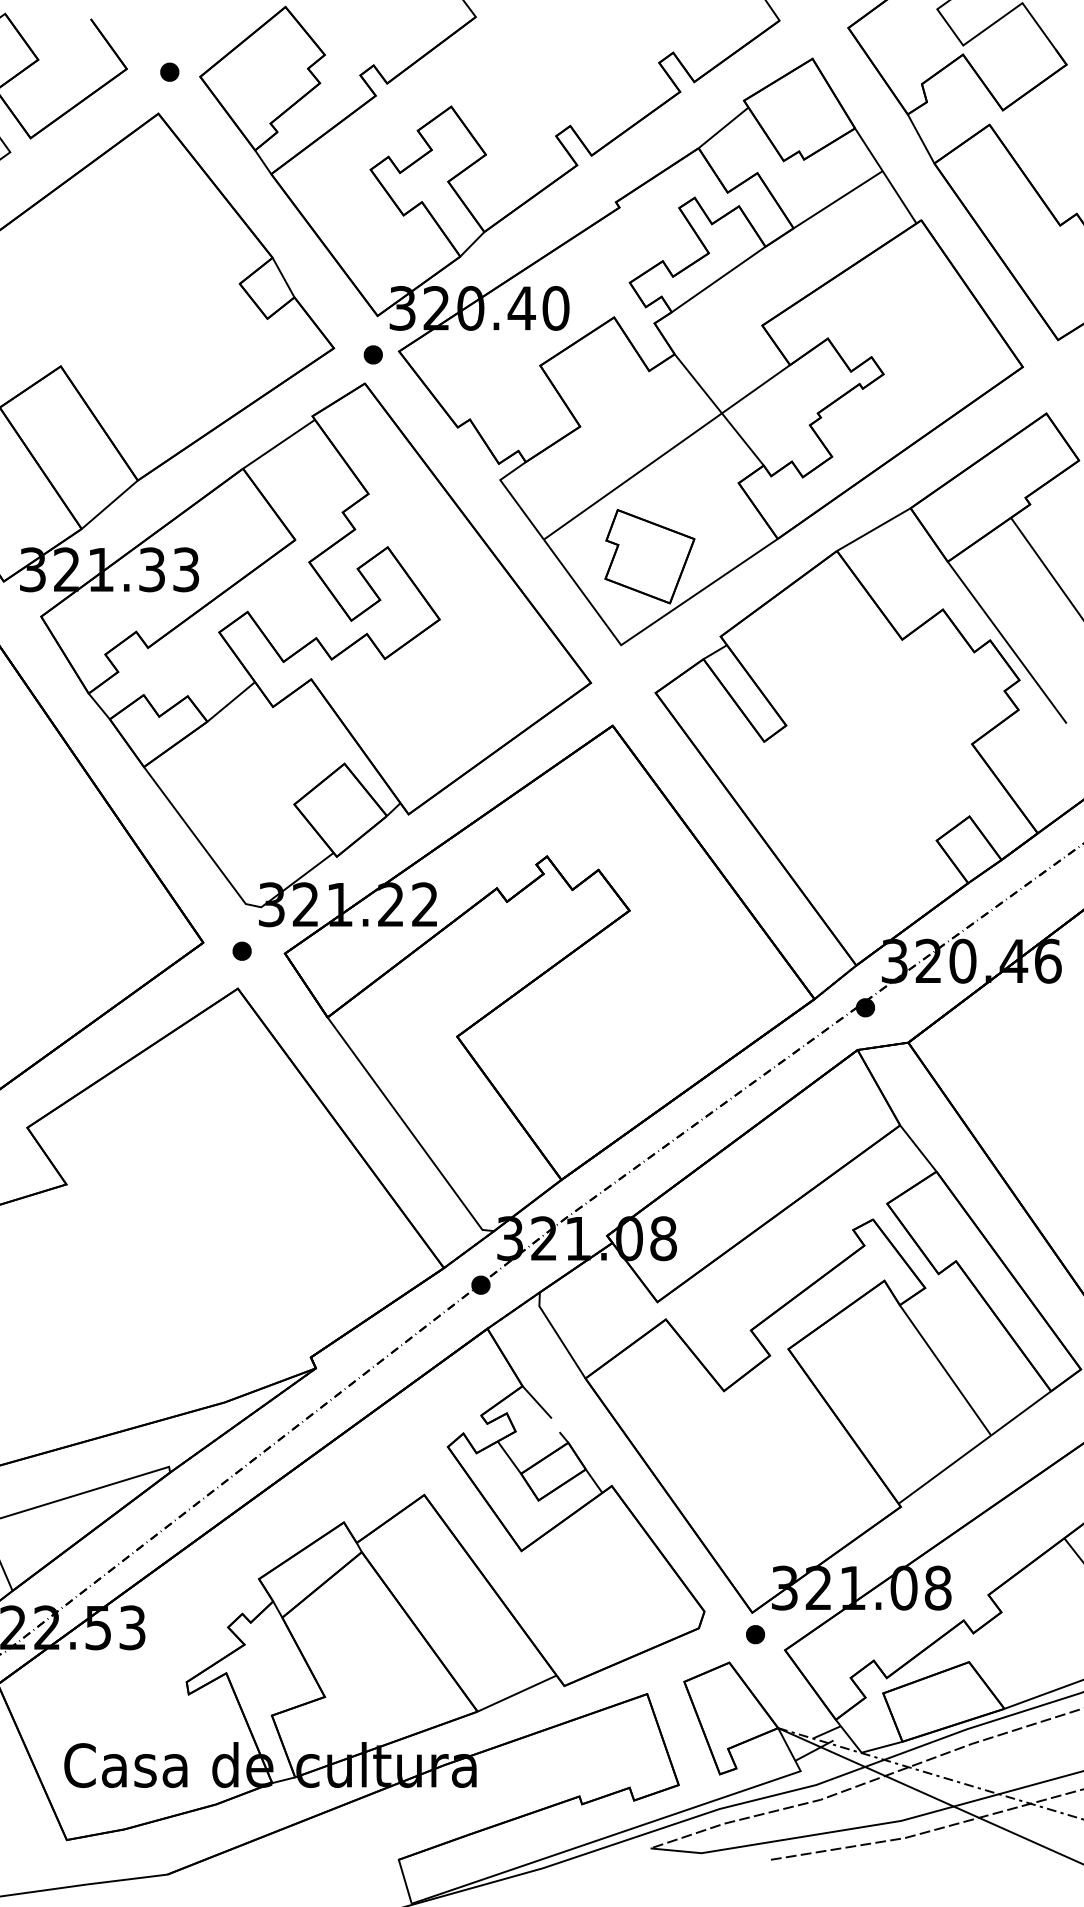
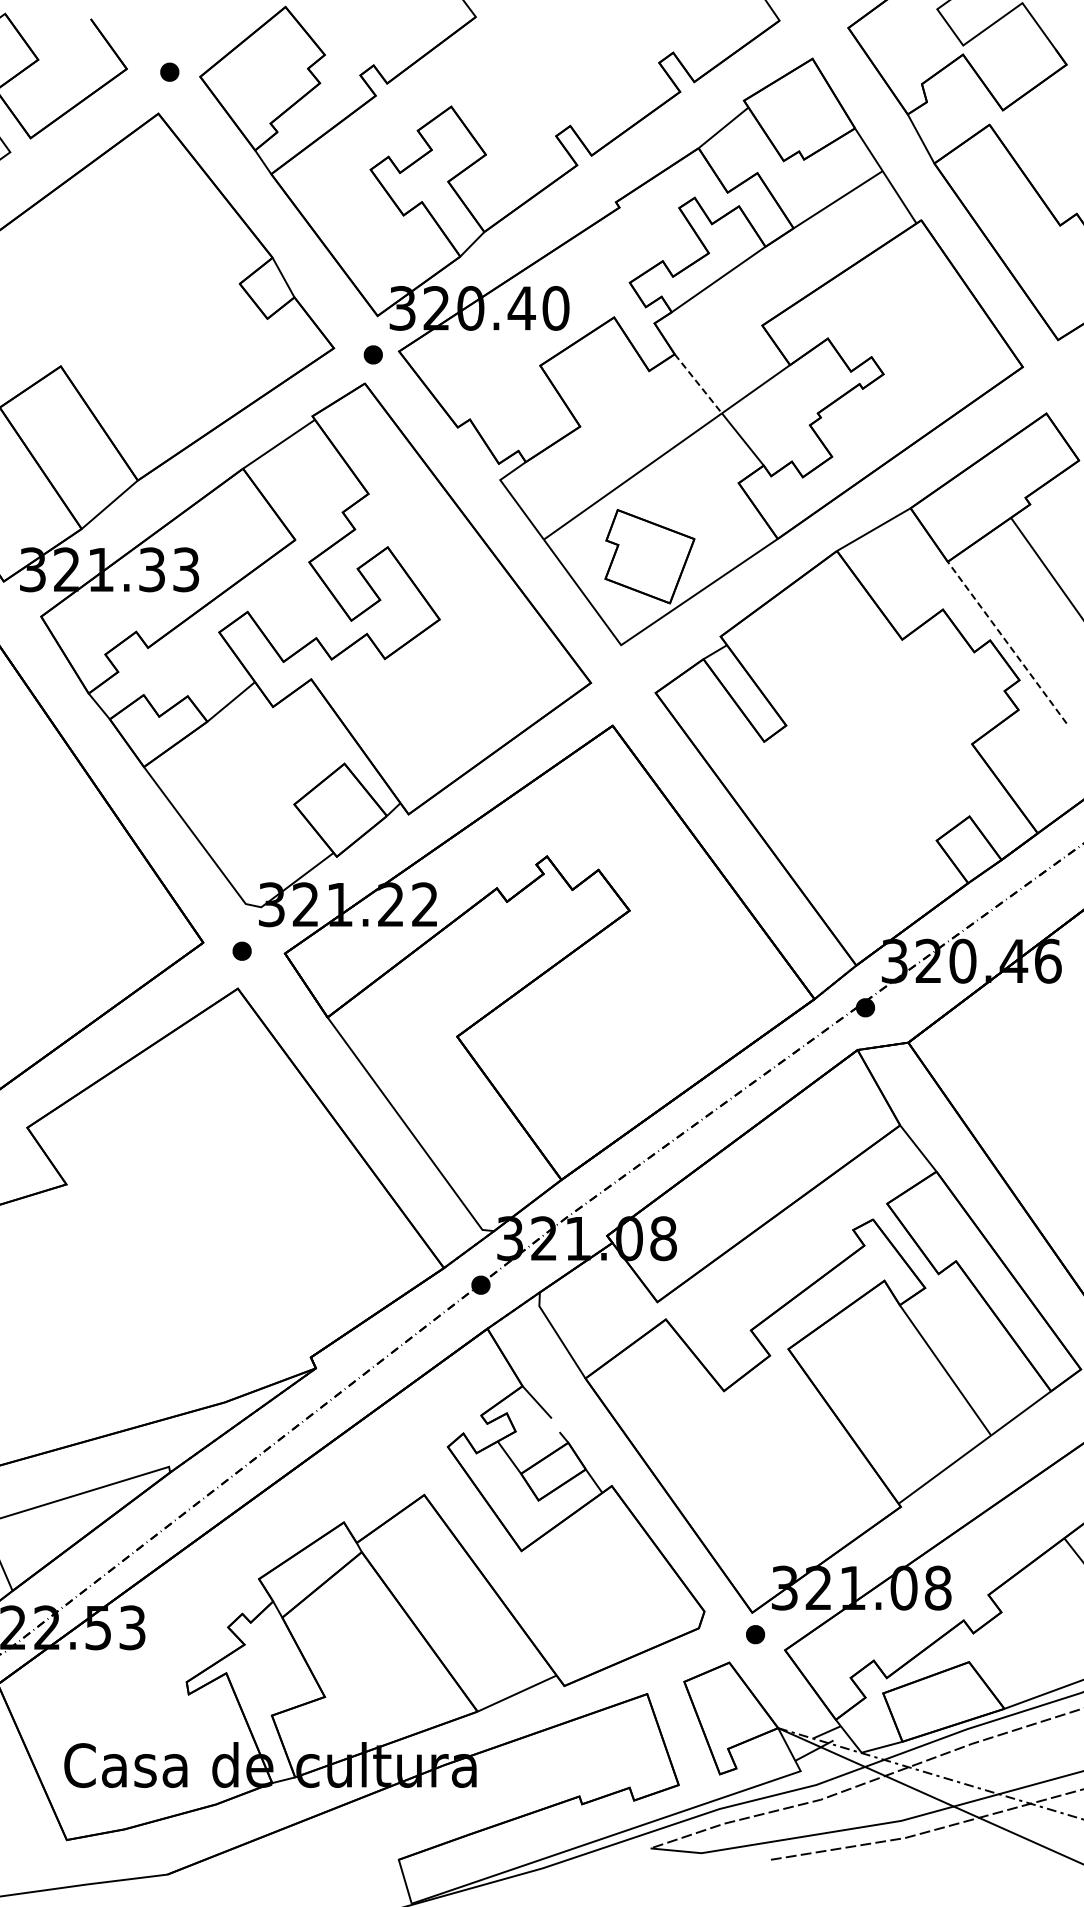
line: solid -> dashed (698, 383)
line: solid -> dashed (1006, 642)
